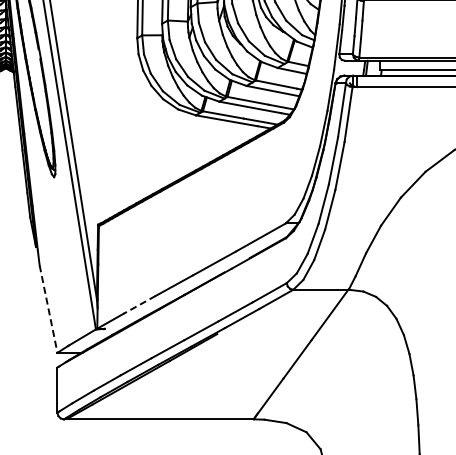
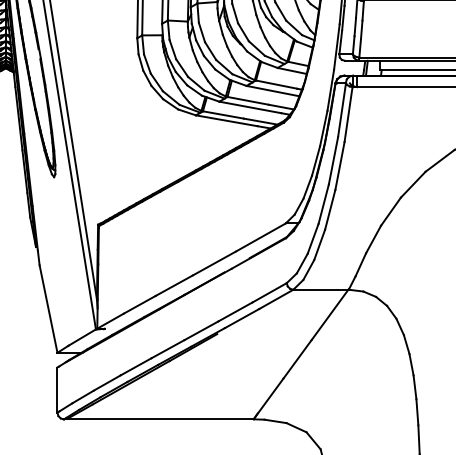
line: dashed -> solid (139, 305)
line: dashed -> solid (48, 309)
